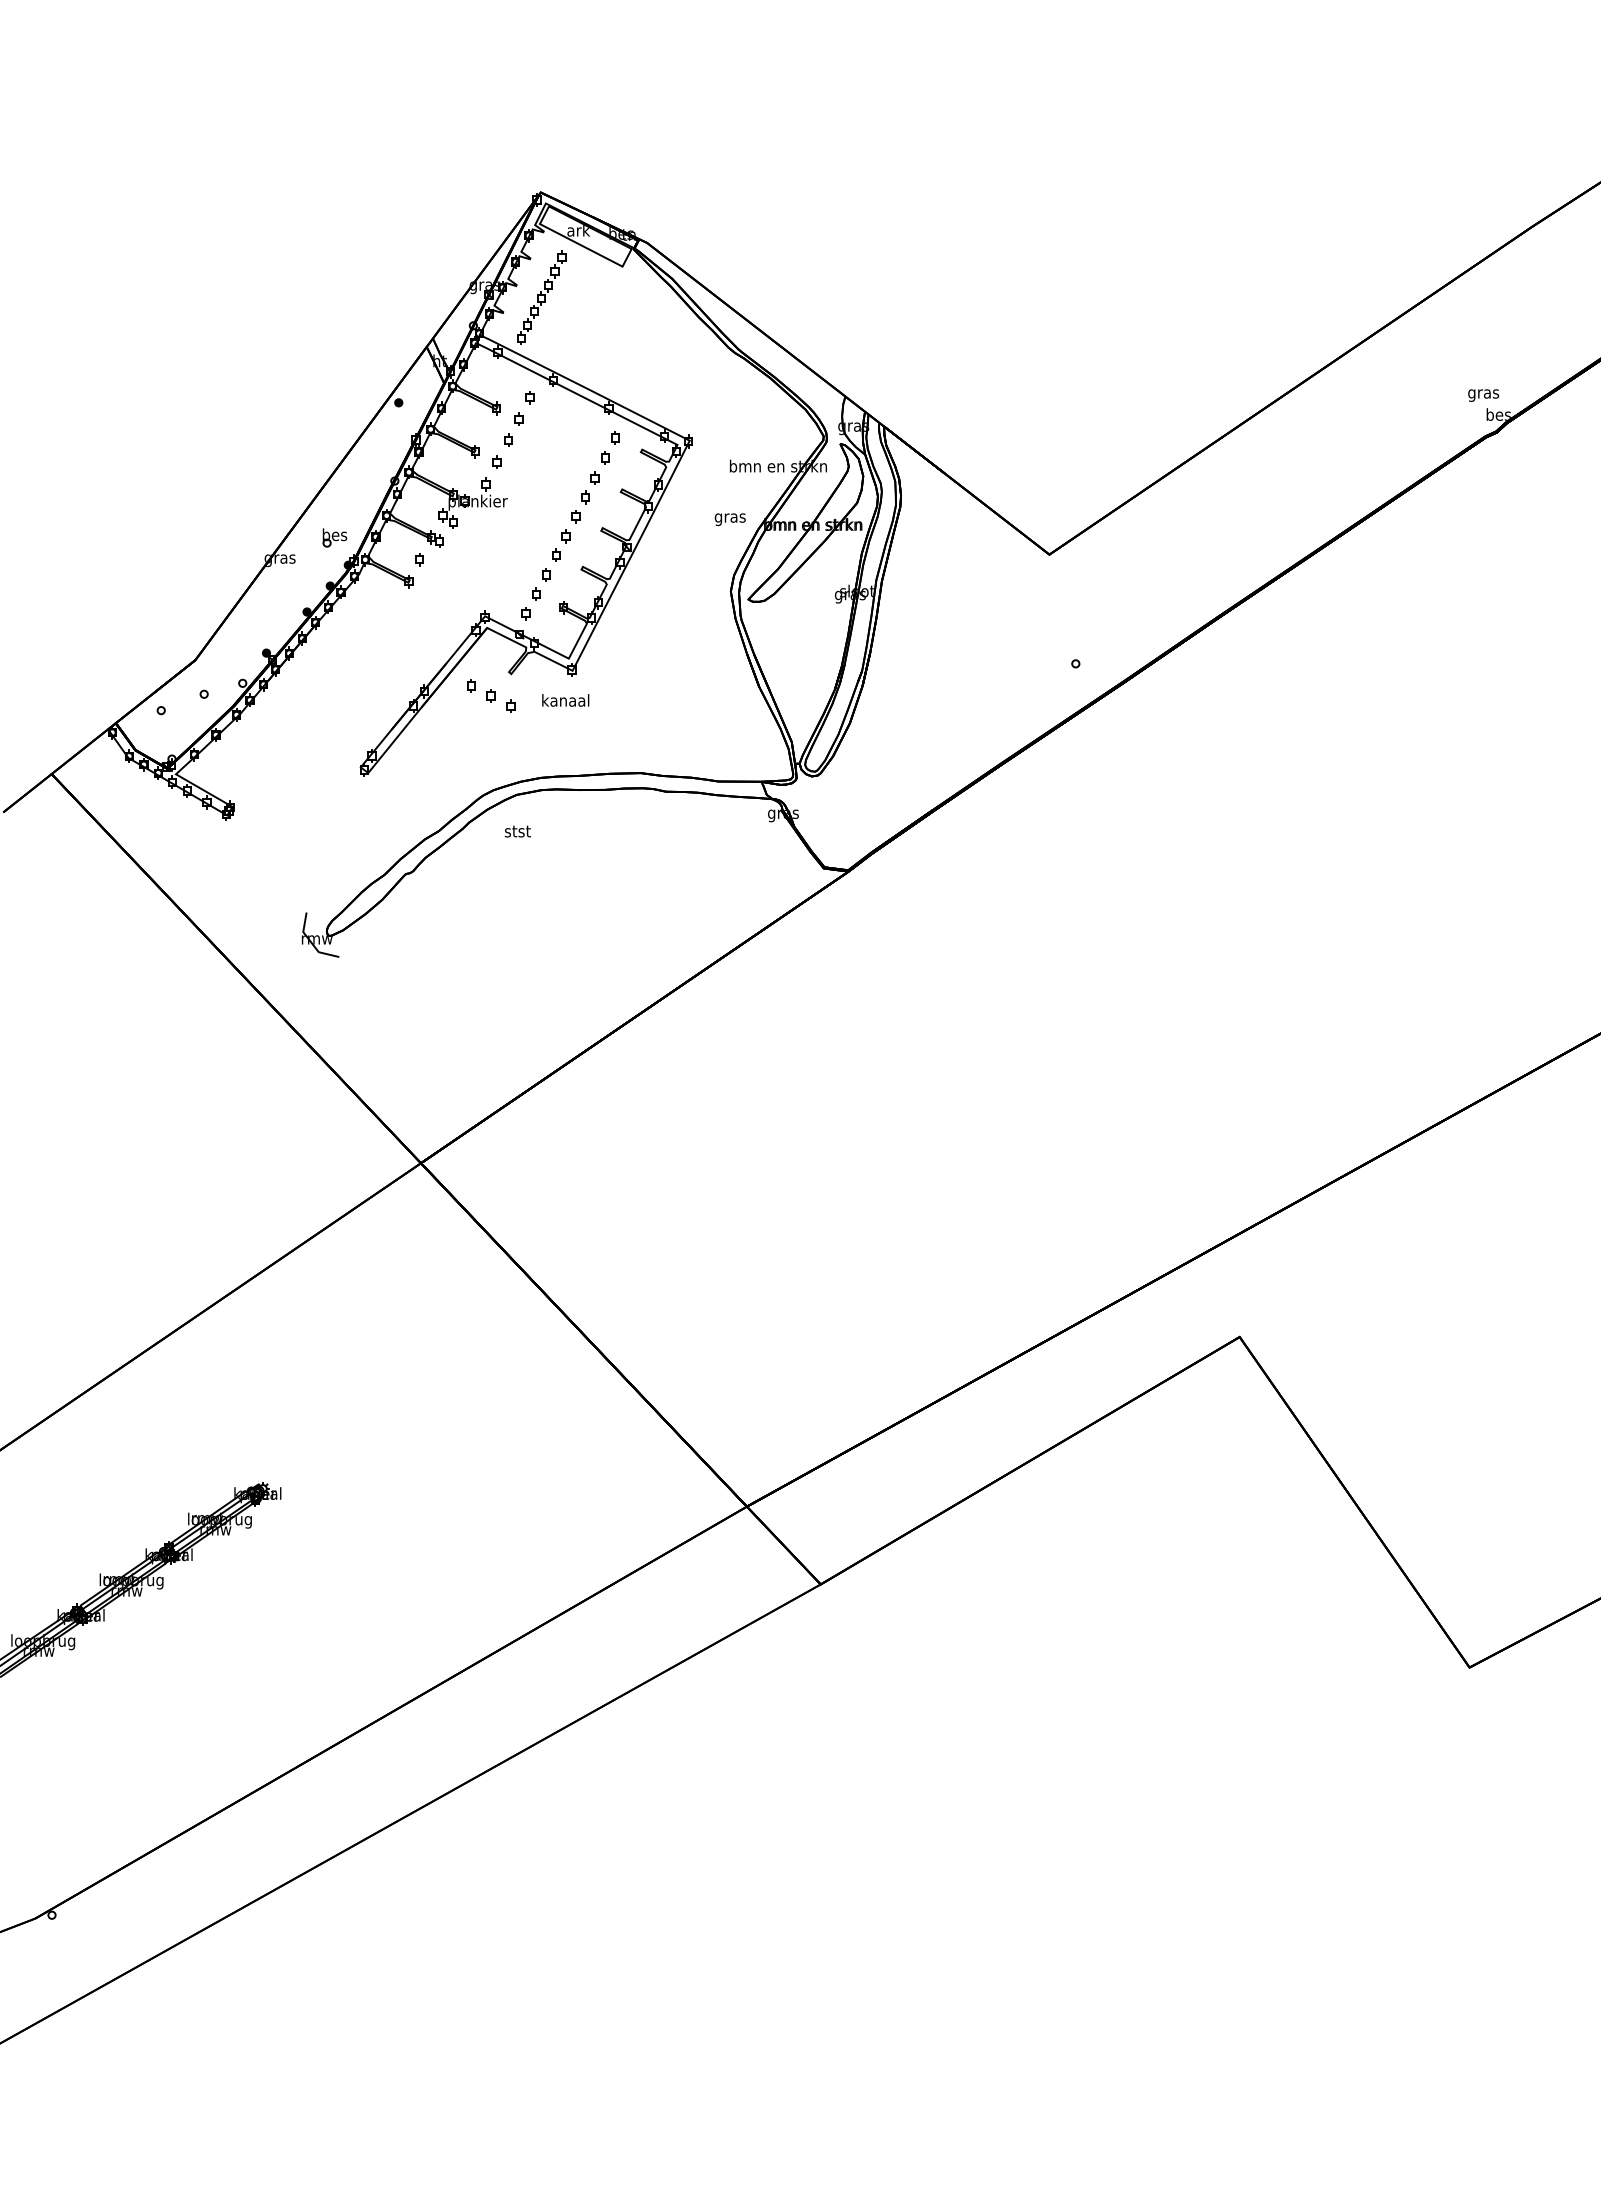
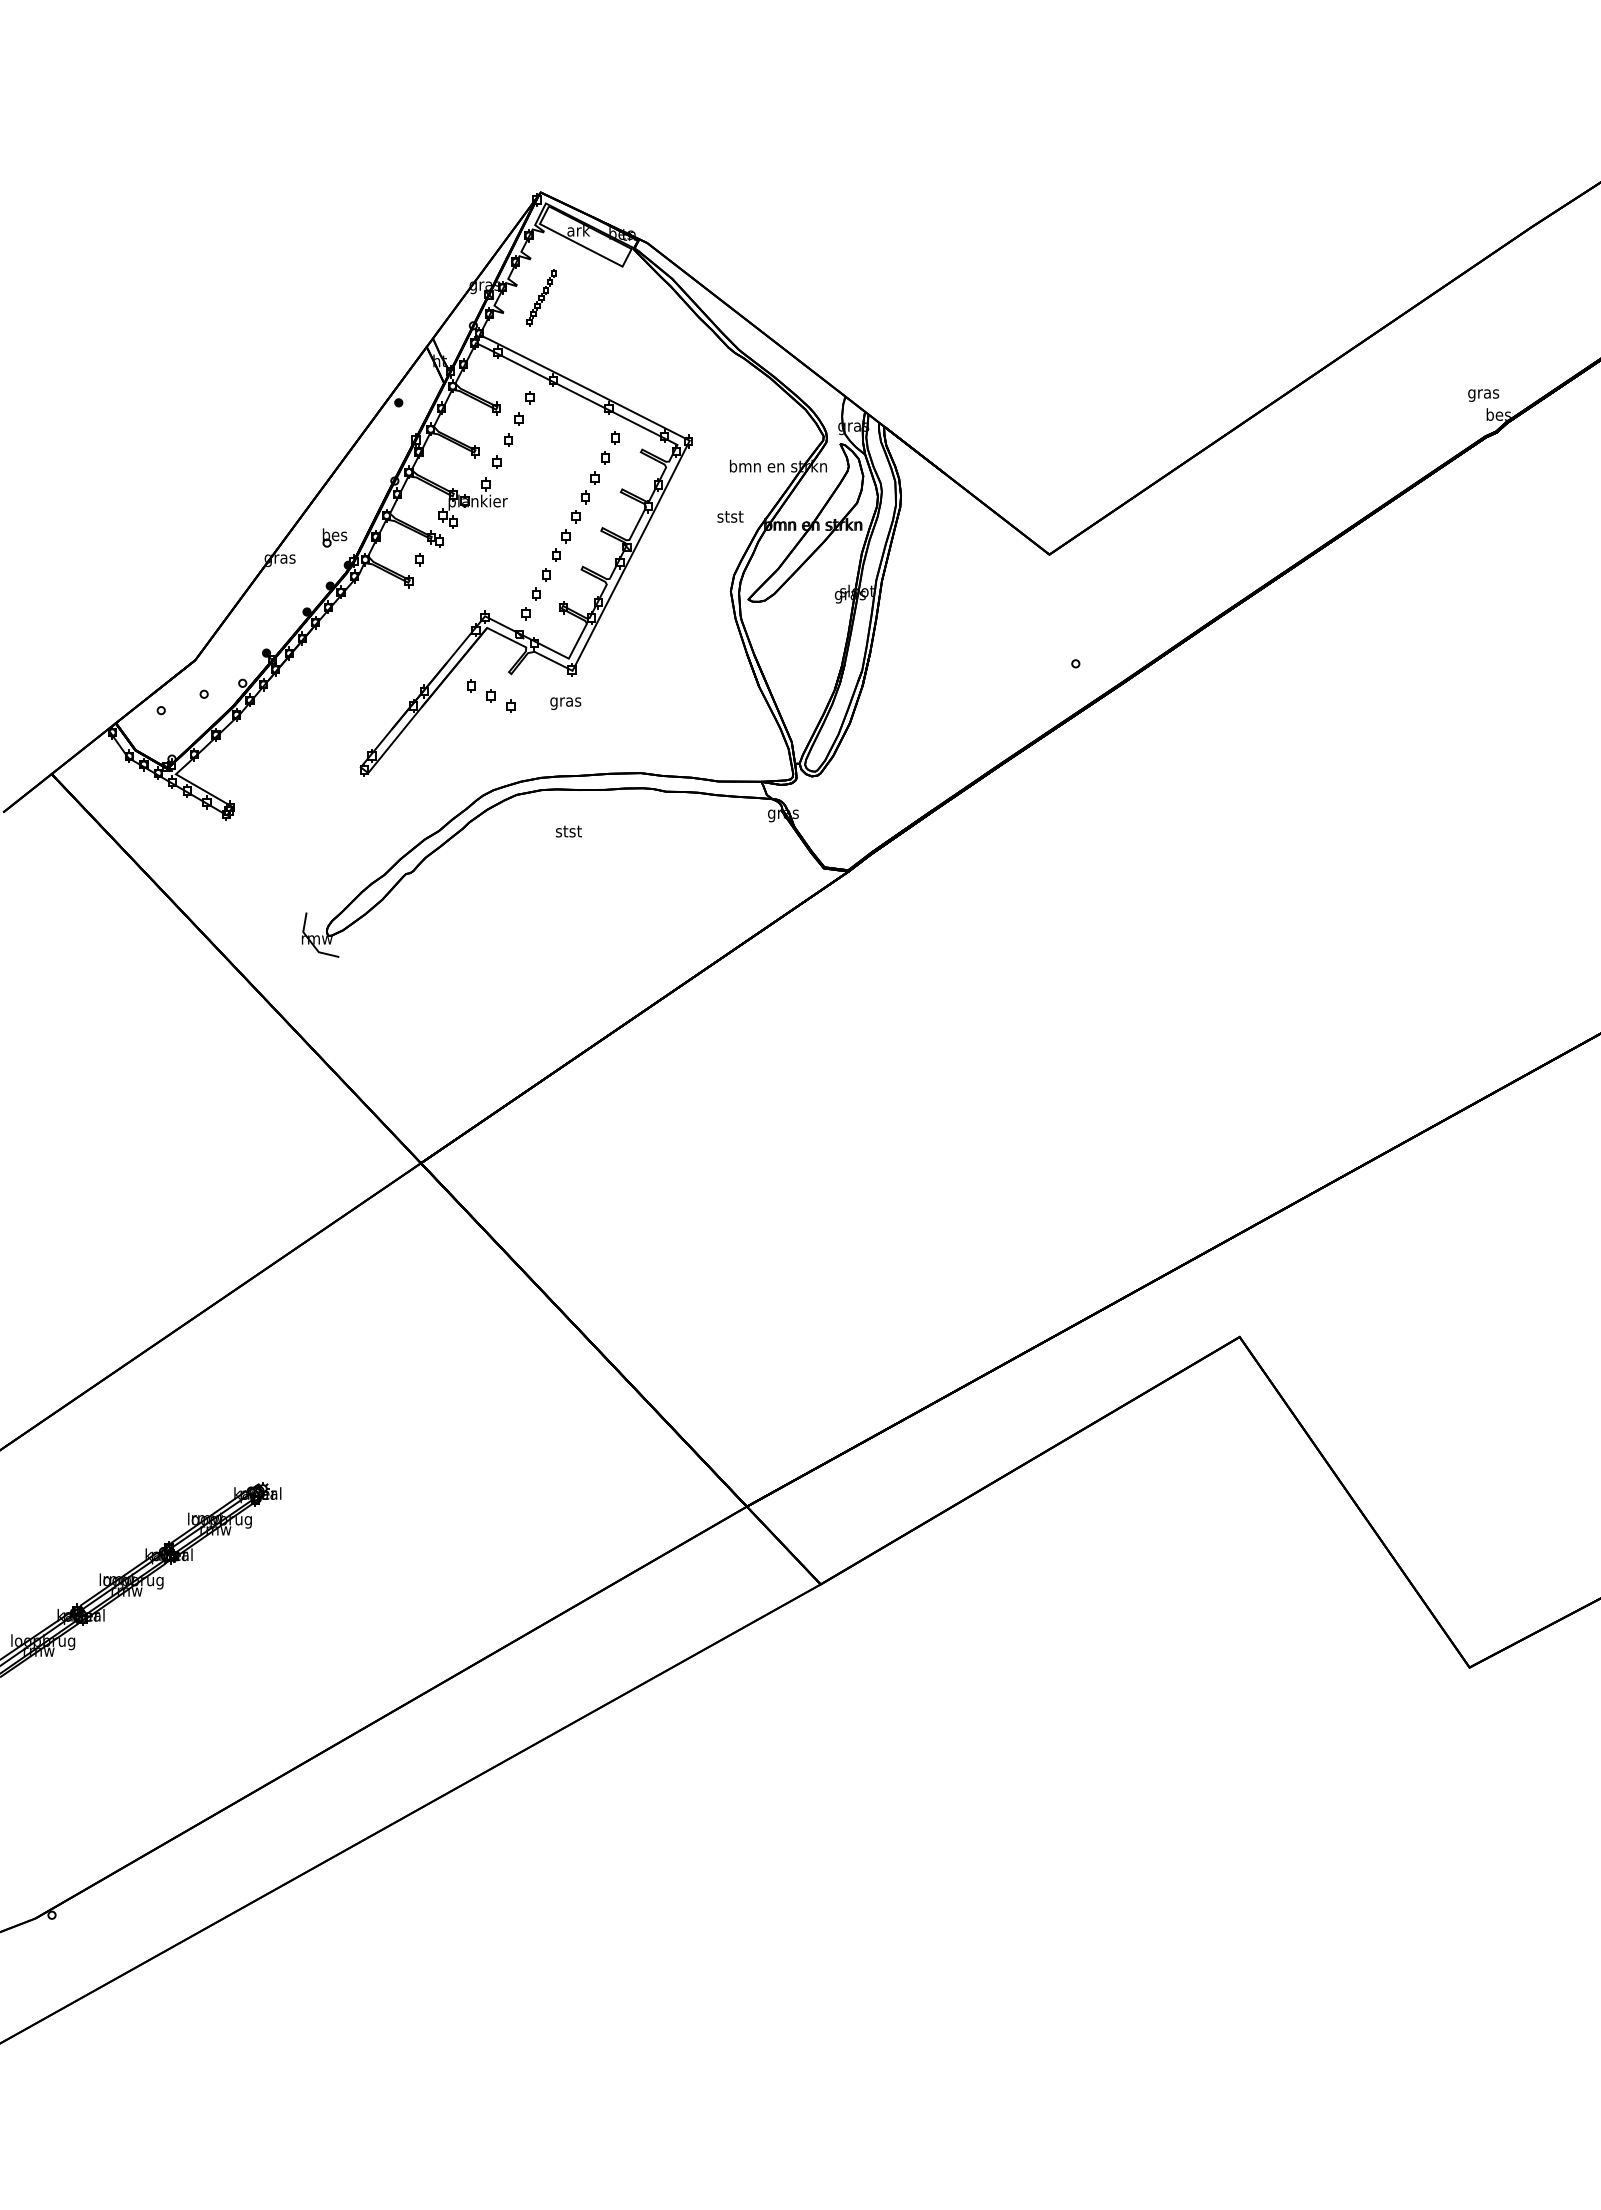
part size: 50x95 px -> 31x58 px (541, 297)
text: gras -> stst (729, 518)
text: kanaal -> gras (565, 702)
text position: (517, 831) -> (568, 831) (568, 831)
